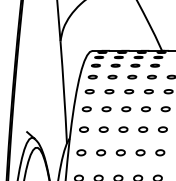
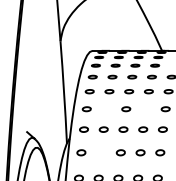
part: present -> none (106, 109)
part: present -> none (145, 109)
part: present -> none (101, 152)
